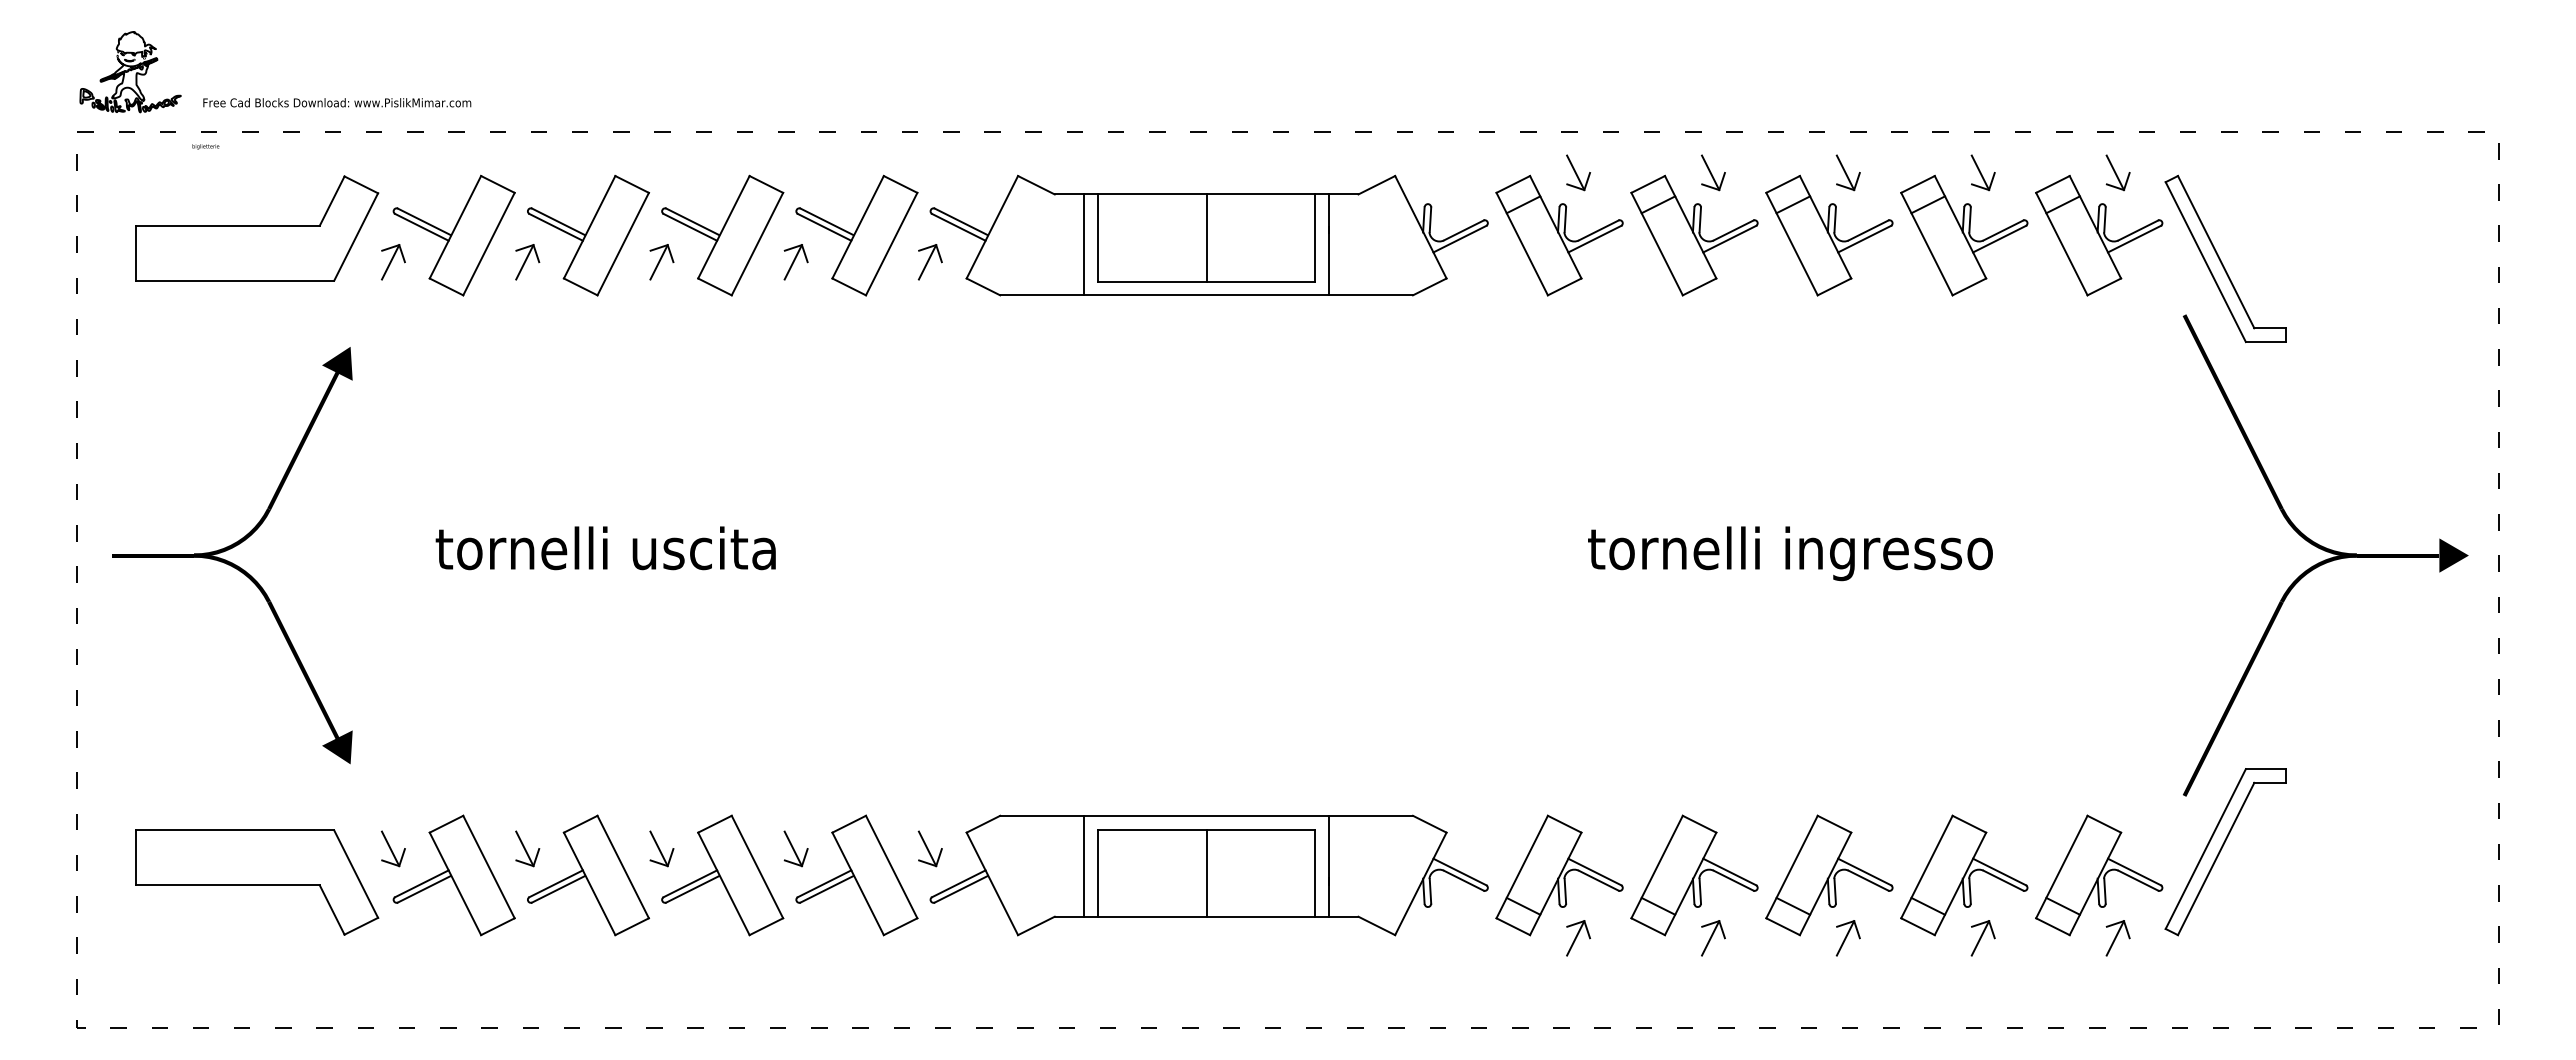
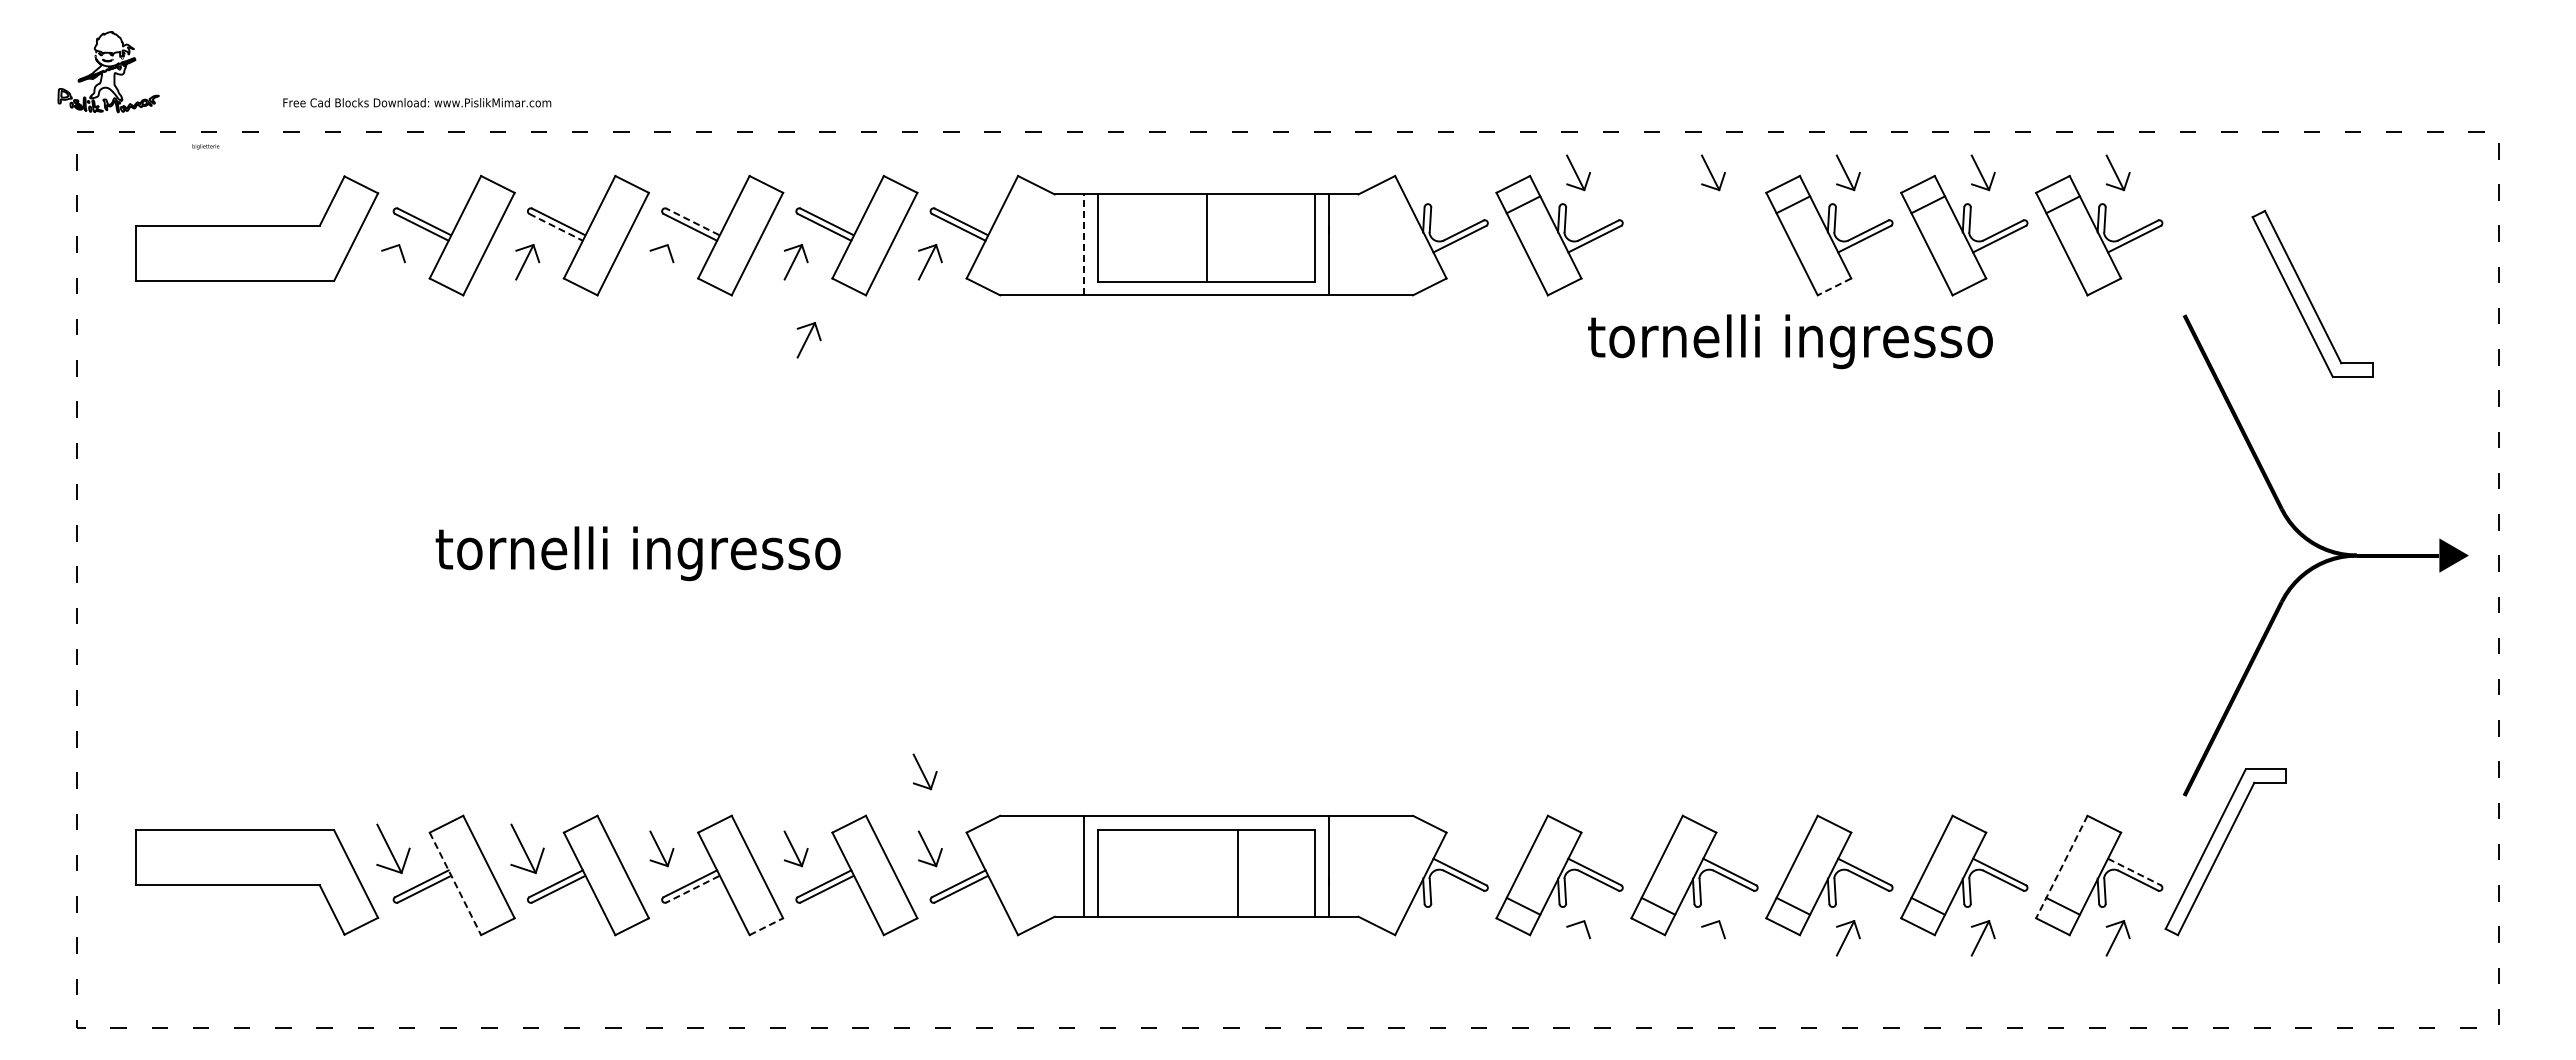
part position: (130, 72) -> (108, 72) (108, 72)
text position: (337, 102) -> (417, 102) (417, 102)
line: solid -> dashed (692, 221)
line: solid -> dashed (556, 227)
part: present -> none (1694, 235)
line: solid -> dashed (1084, 244)
part position: (2225, 258) -> (2312, 293) (2312, 293)
line: present -> none (390, 262)
line: present -> none (658, 262)
line: solid -> dashed (1834, 286)
part: none -> present (808, 340)
part: present -> none (230, 549)
text: tornelli uscita -> tornelli ingresso (736, 553)
text position: (1790, 553) -> (1790, 341) (1790, 341)
part: none -> present (924, 771)
part size: 25x38 px -> 35x51 px (393, 848)
part size: 26x38 px -> 35x51 px (527, 848)
line: solid -> dashed (2061, 867)
line position: (1206, 872) -> (1237, 872) (1237, 872)
line: solid -> dashed (2134, 872)
line: solid -> dashed (455, 884)
line: solid -> dashed (692, 889)
line: solid -> dashed (766, 926)
line: present -> none (1575, 938)
line: present -> none (1710, 938)
